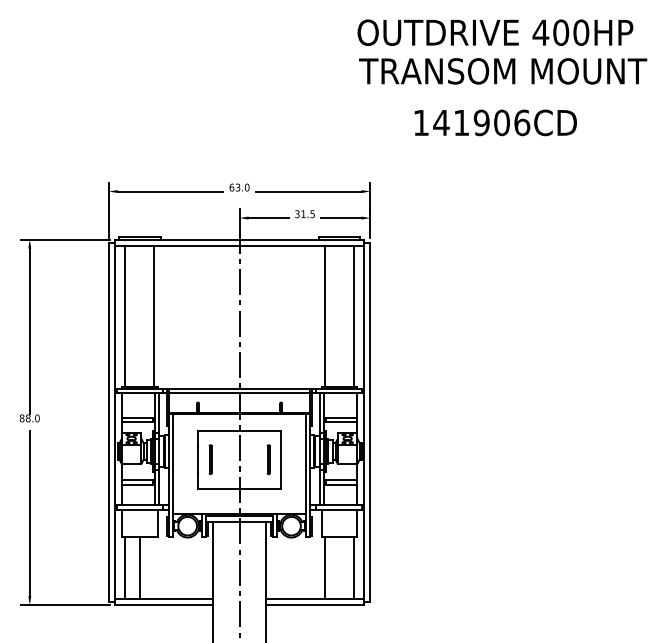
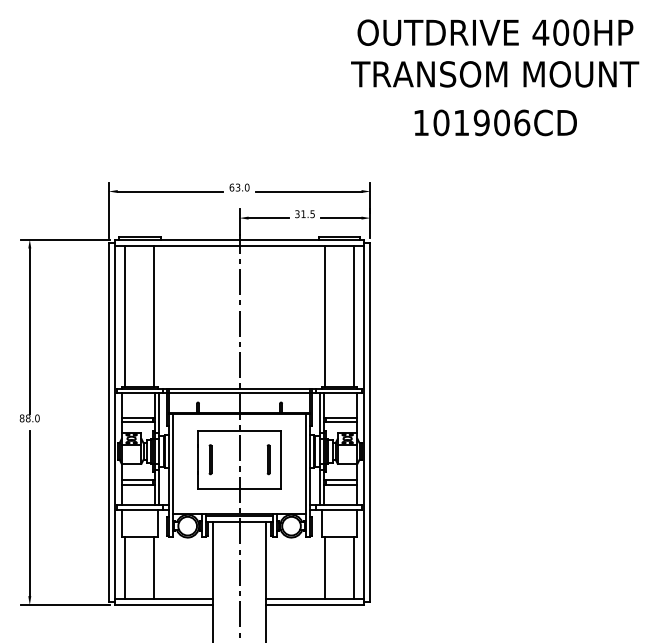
text position: (503, 71) -> (495, 74) (495, 74)
text: 141906CD -> 101906CD (441, 122)
line position: (140, 567) -> (154, 567) (154, 567)
